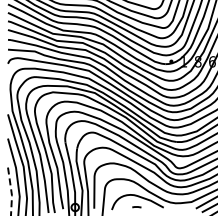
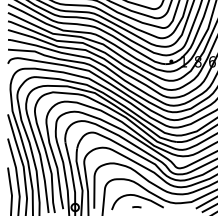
line: dashed -> solid (11, 191)
